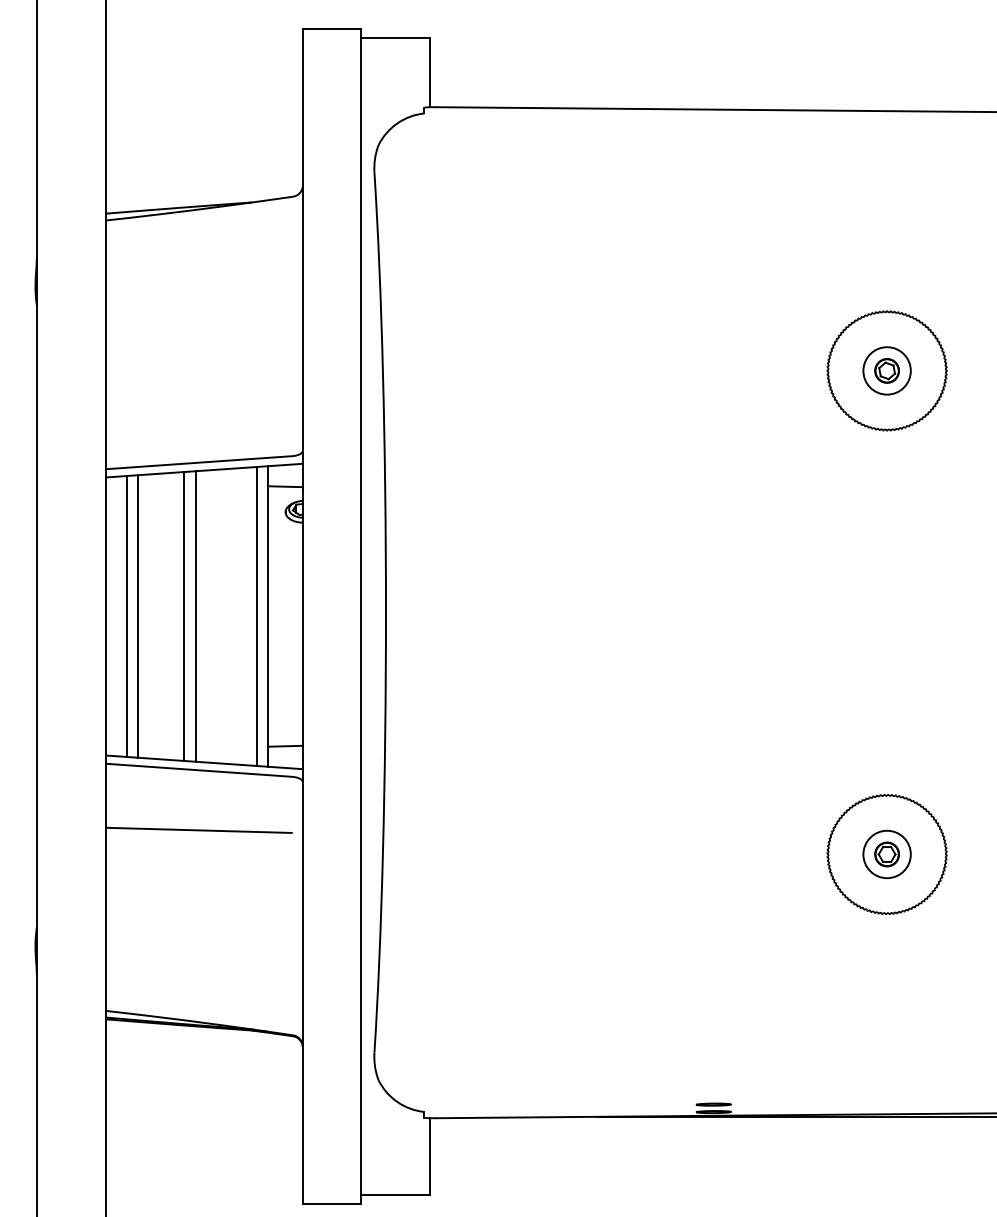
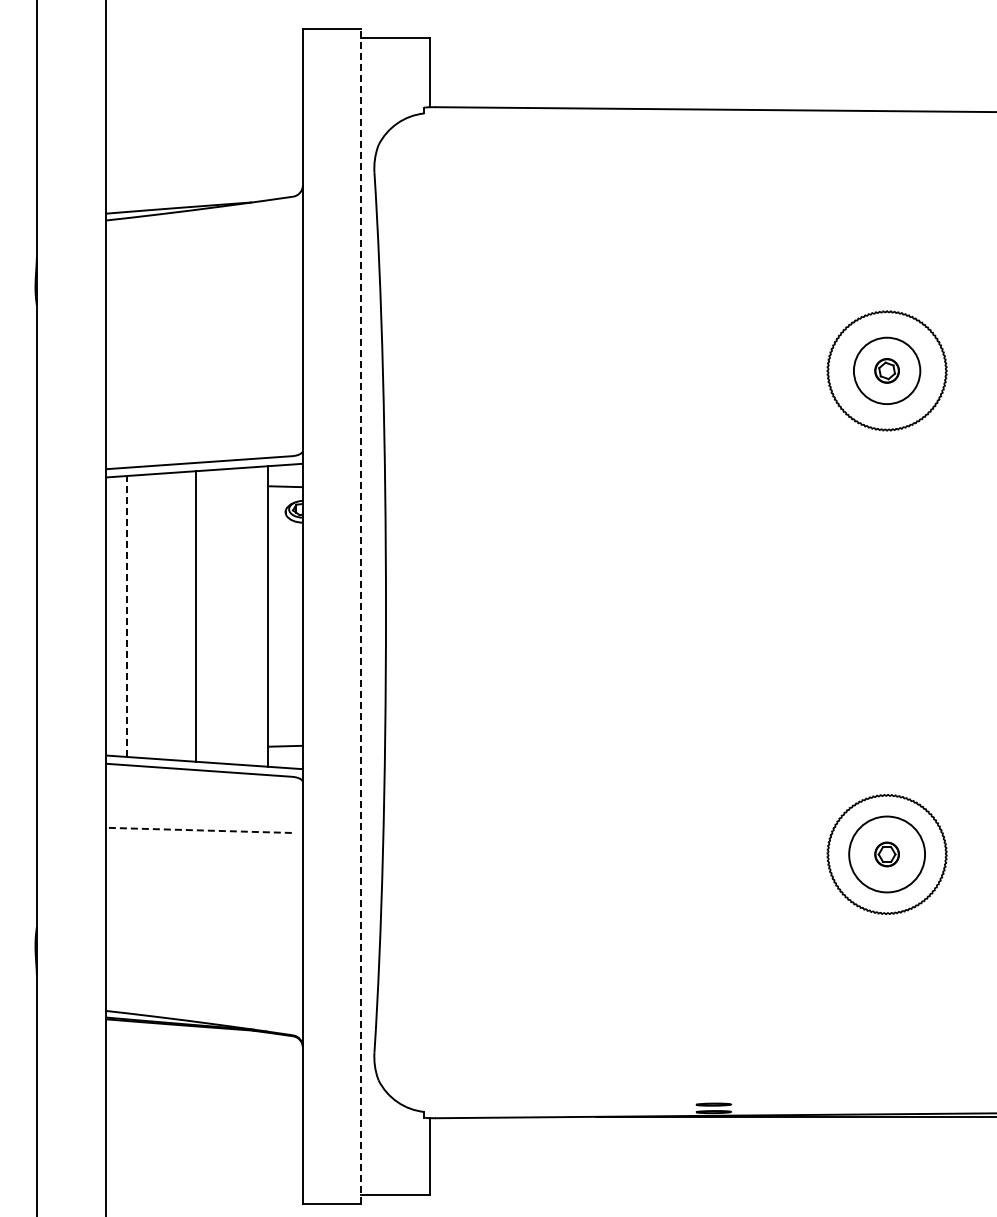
circle diameter: 47 px -> 66 px (886, 370)
line: solid -> dashed (360, 615)
line: solid -> dashed (126, 616)
line: present -> none (138, 616)
line: present -> none (184, 616)
line: present -> none (256, 616)
line: solid -> dashed (199, 830)
circle diameter: 47 px -> 76 px (887, 854)
